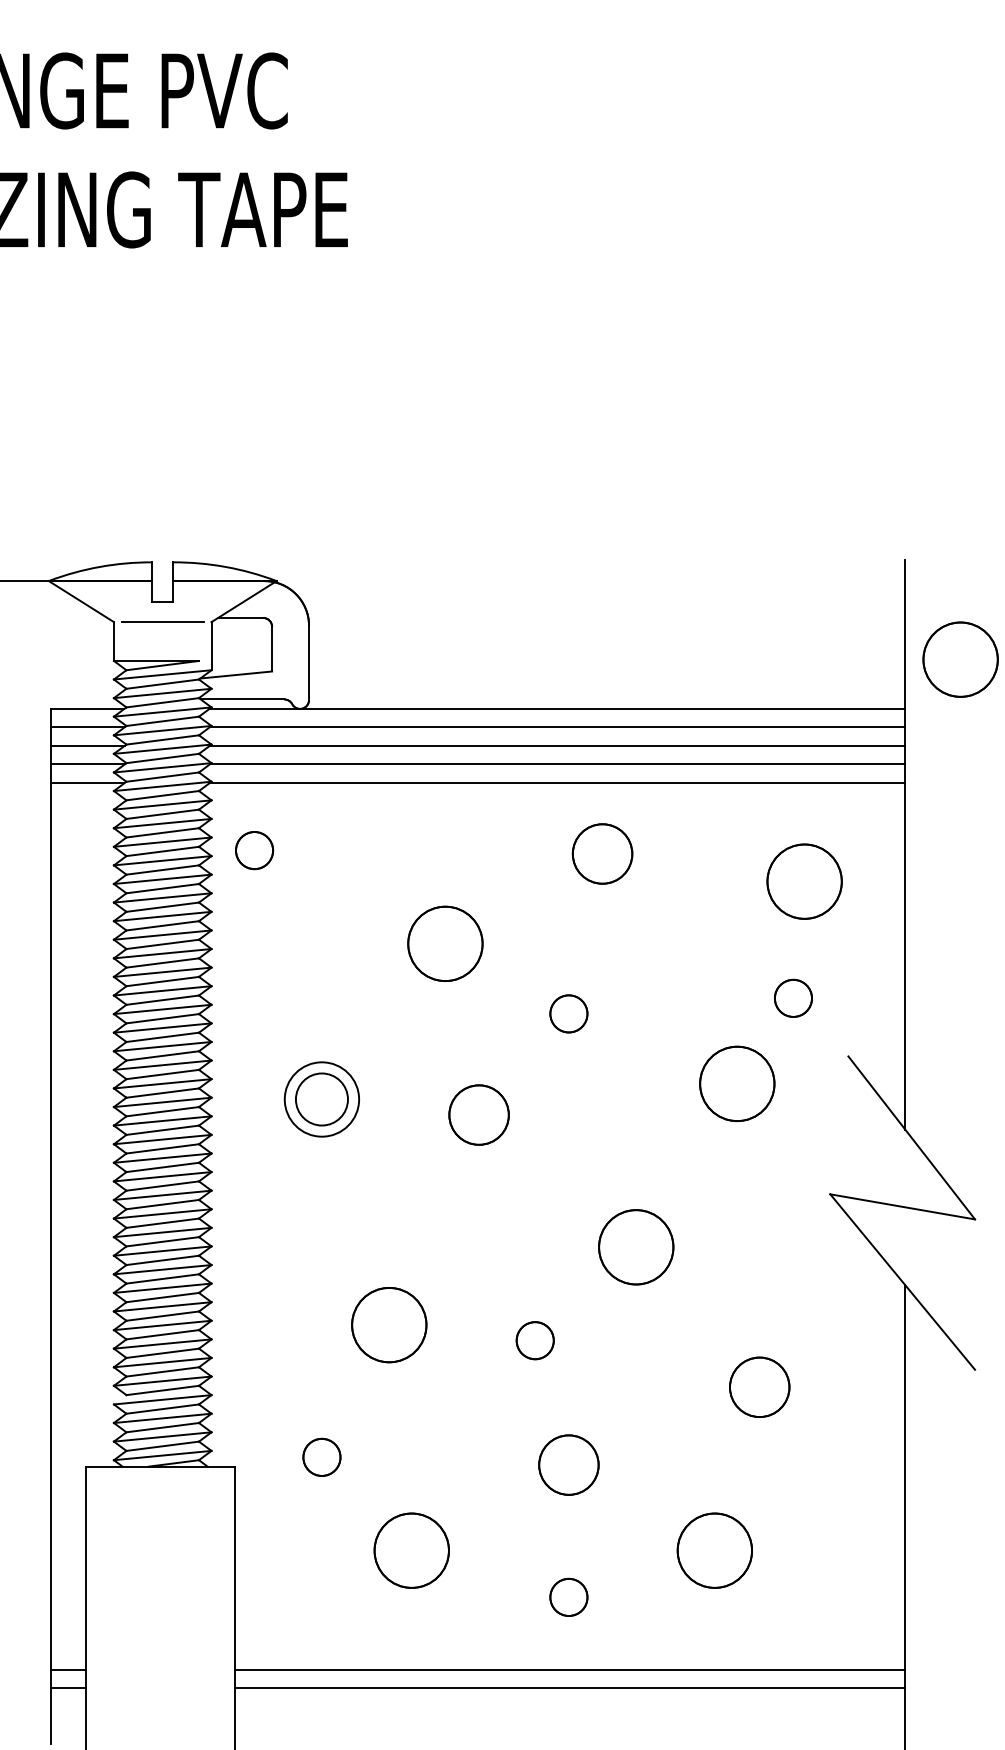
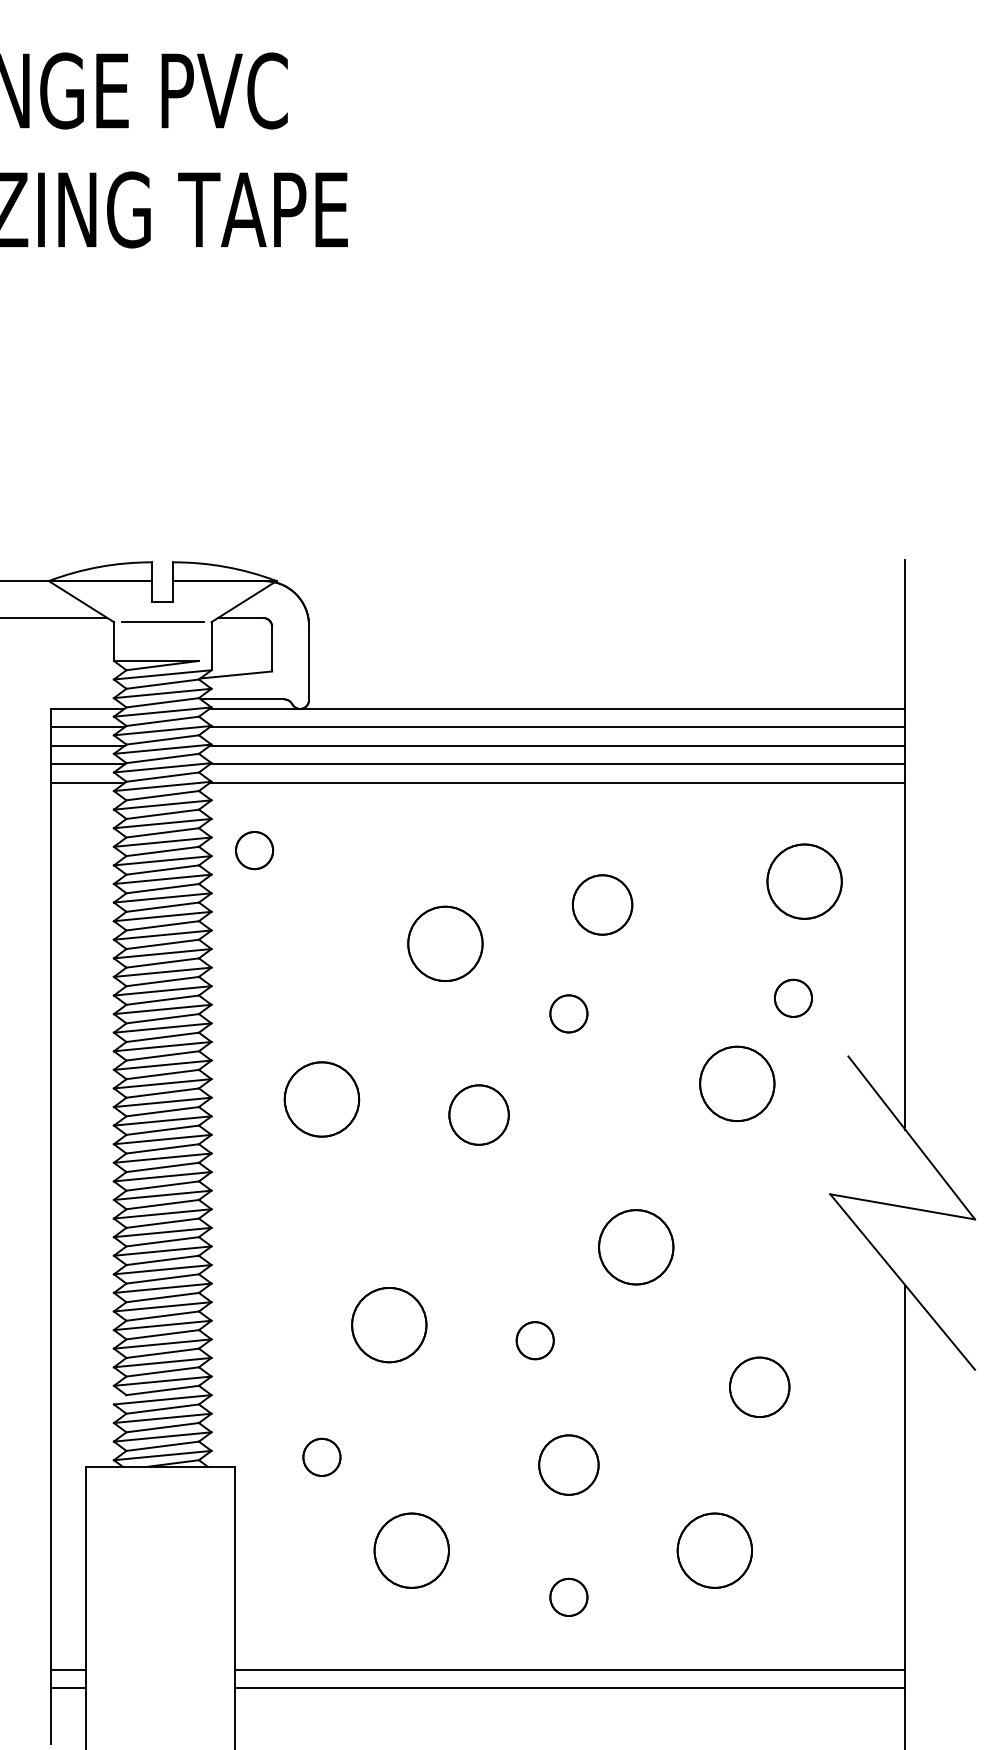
line: none -> present (54, 617)
circle: present -> none (960, 659)
part position: (602, 853) -> (602, 904) (602, 904)
circle diameter: 52 px -> 74 px (321, 1099)
